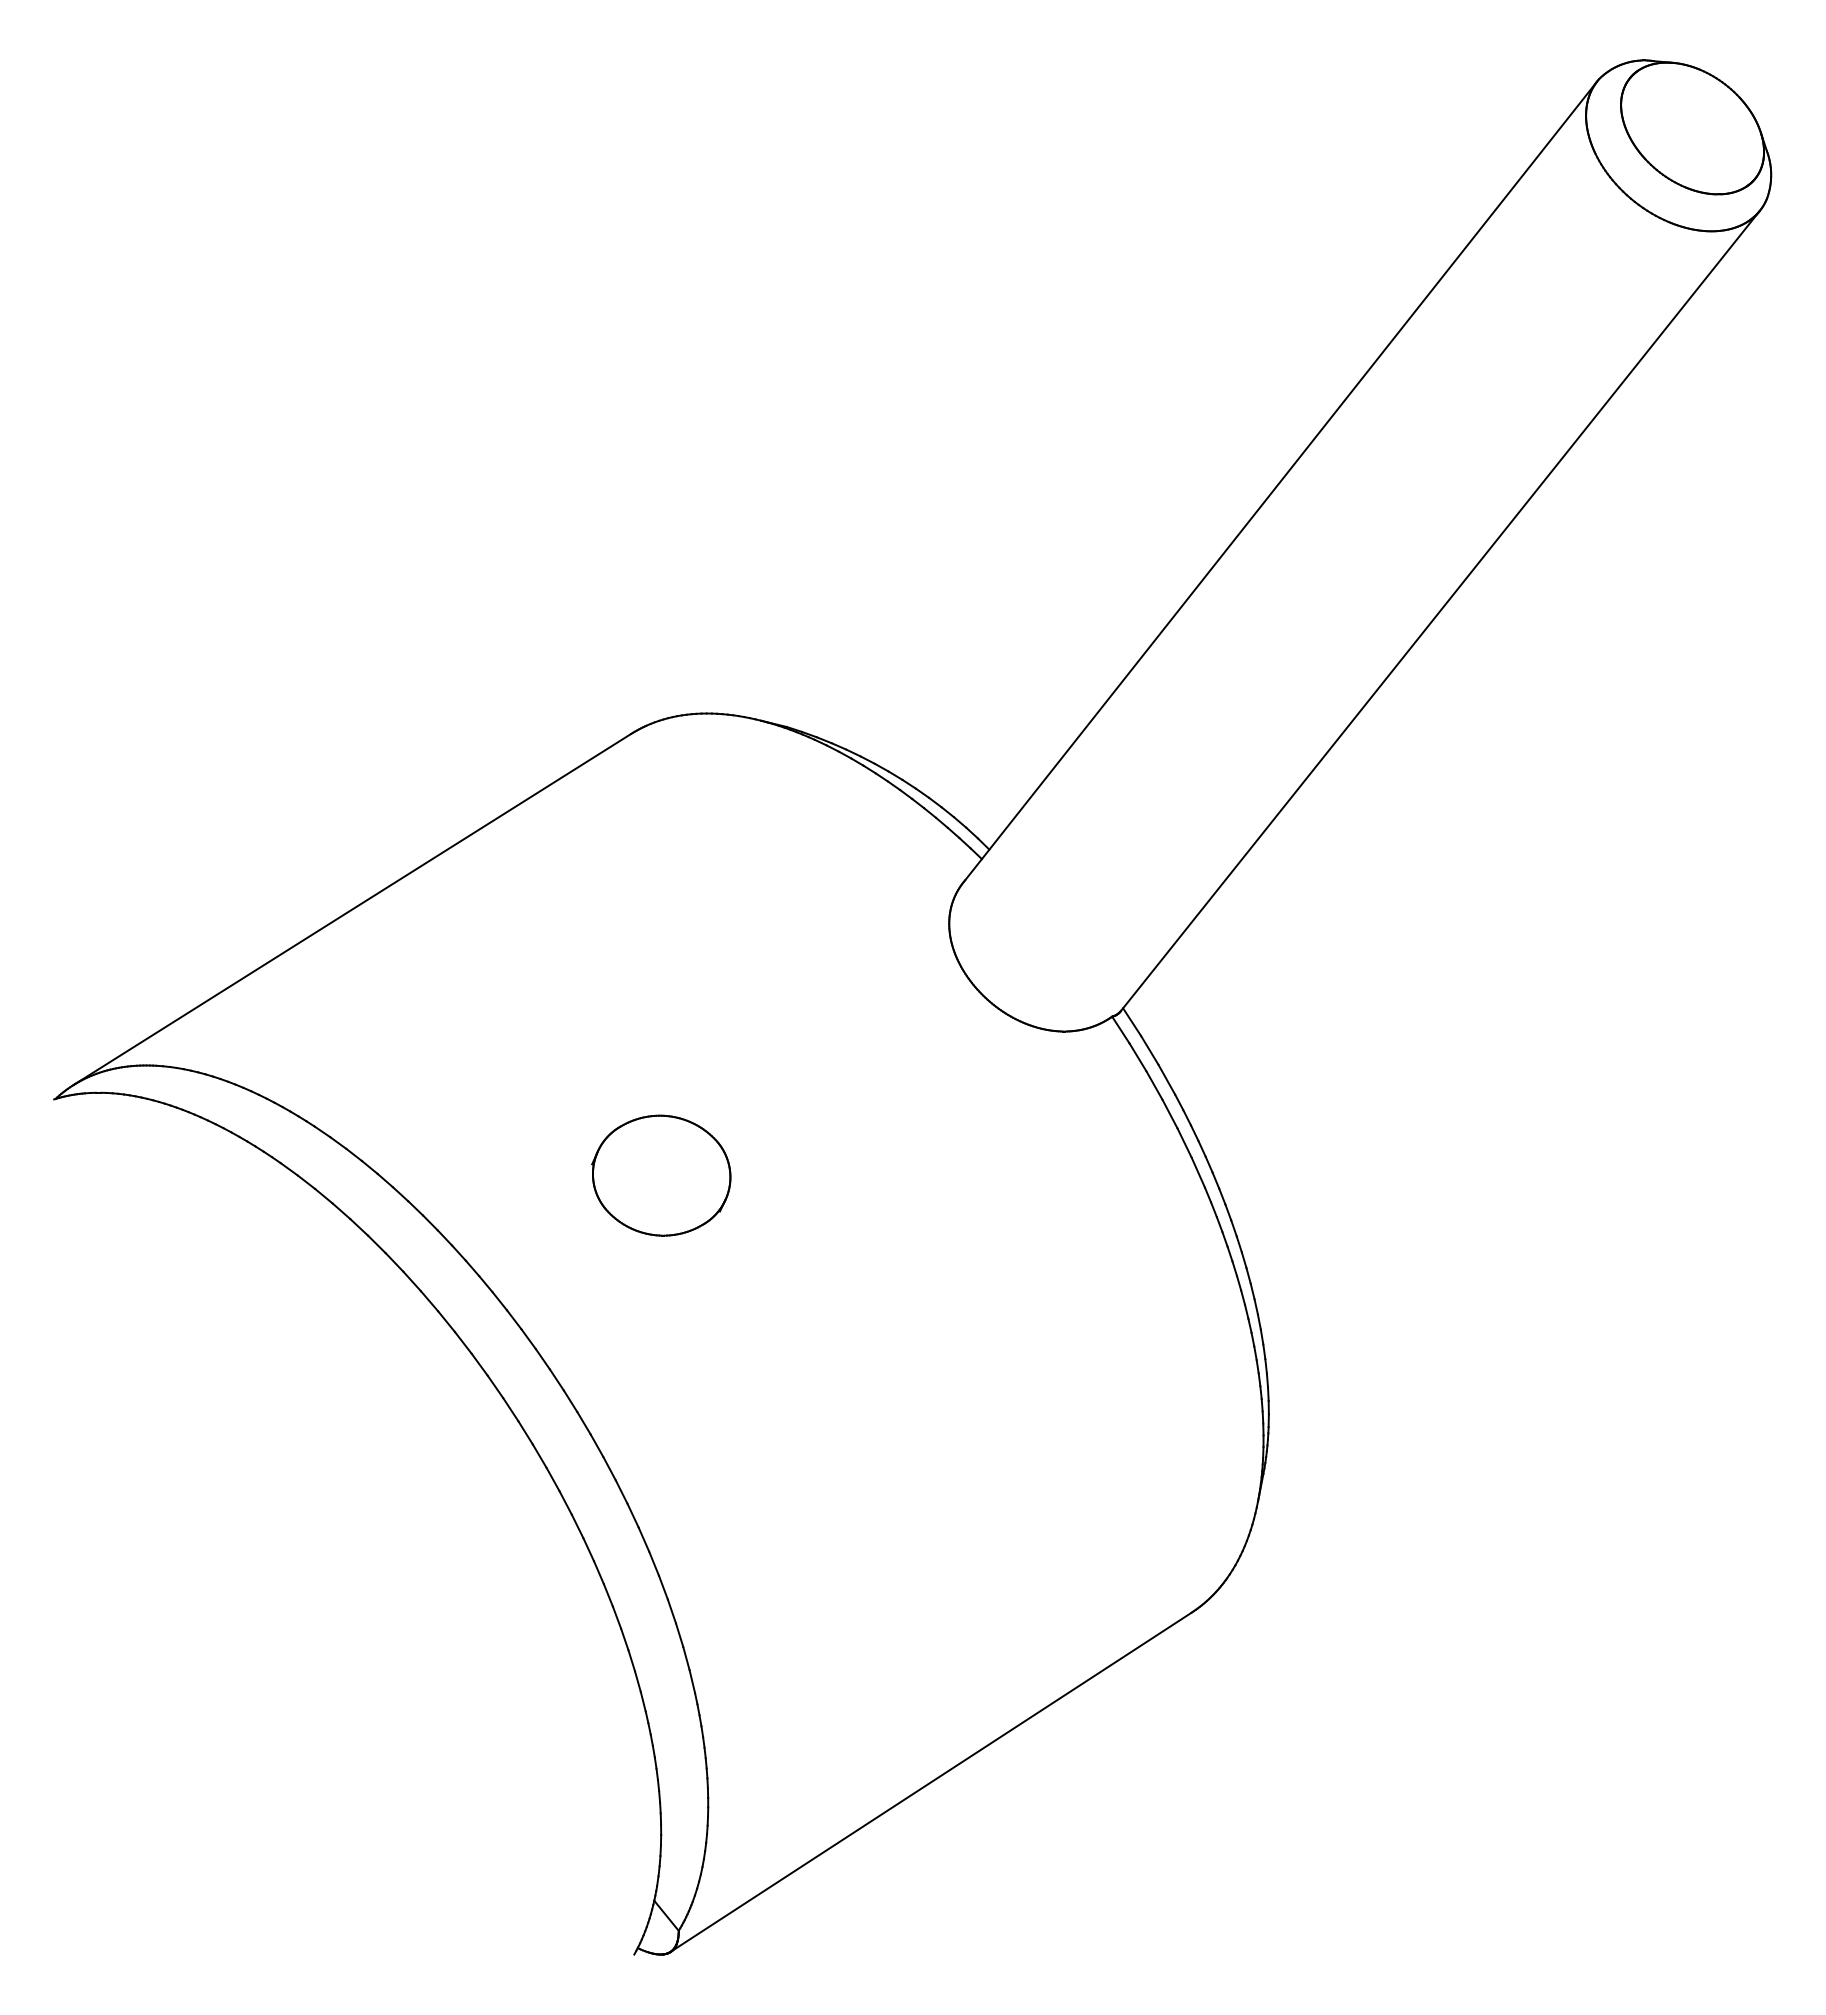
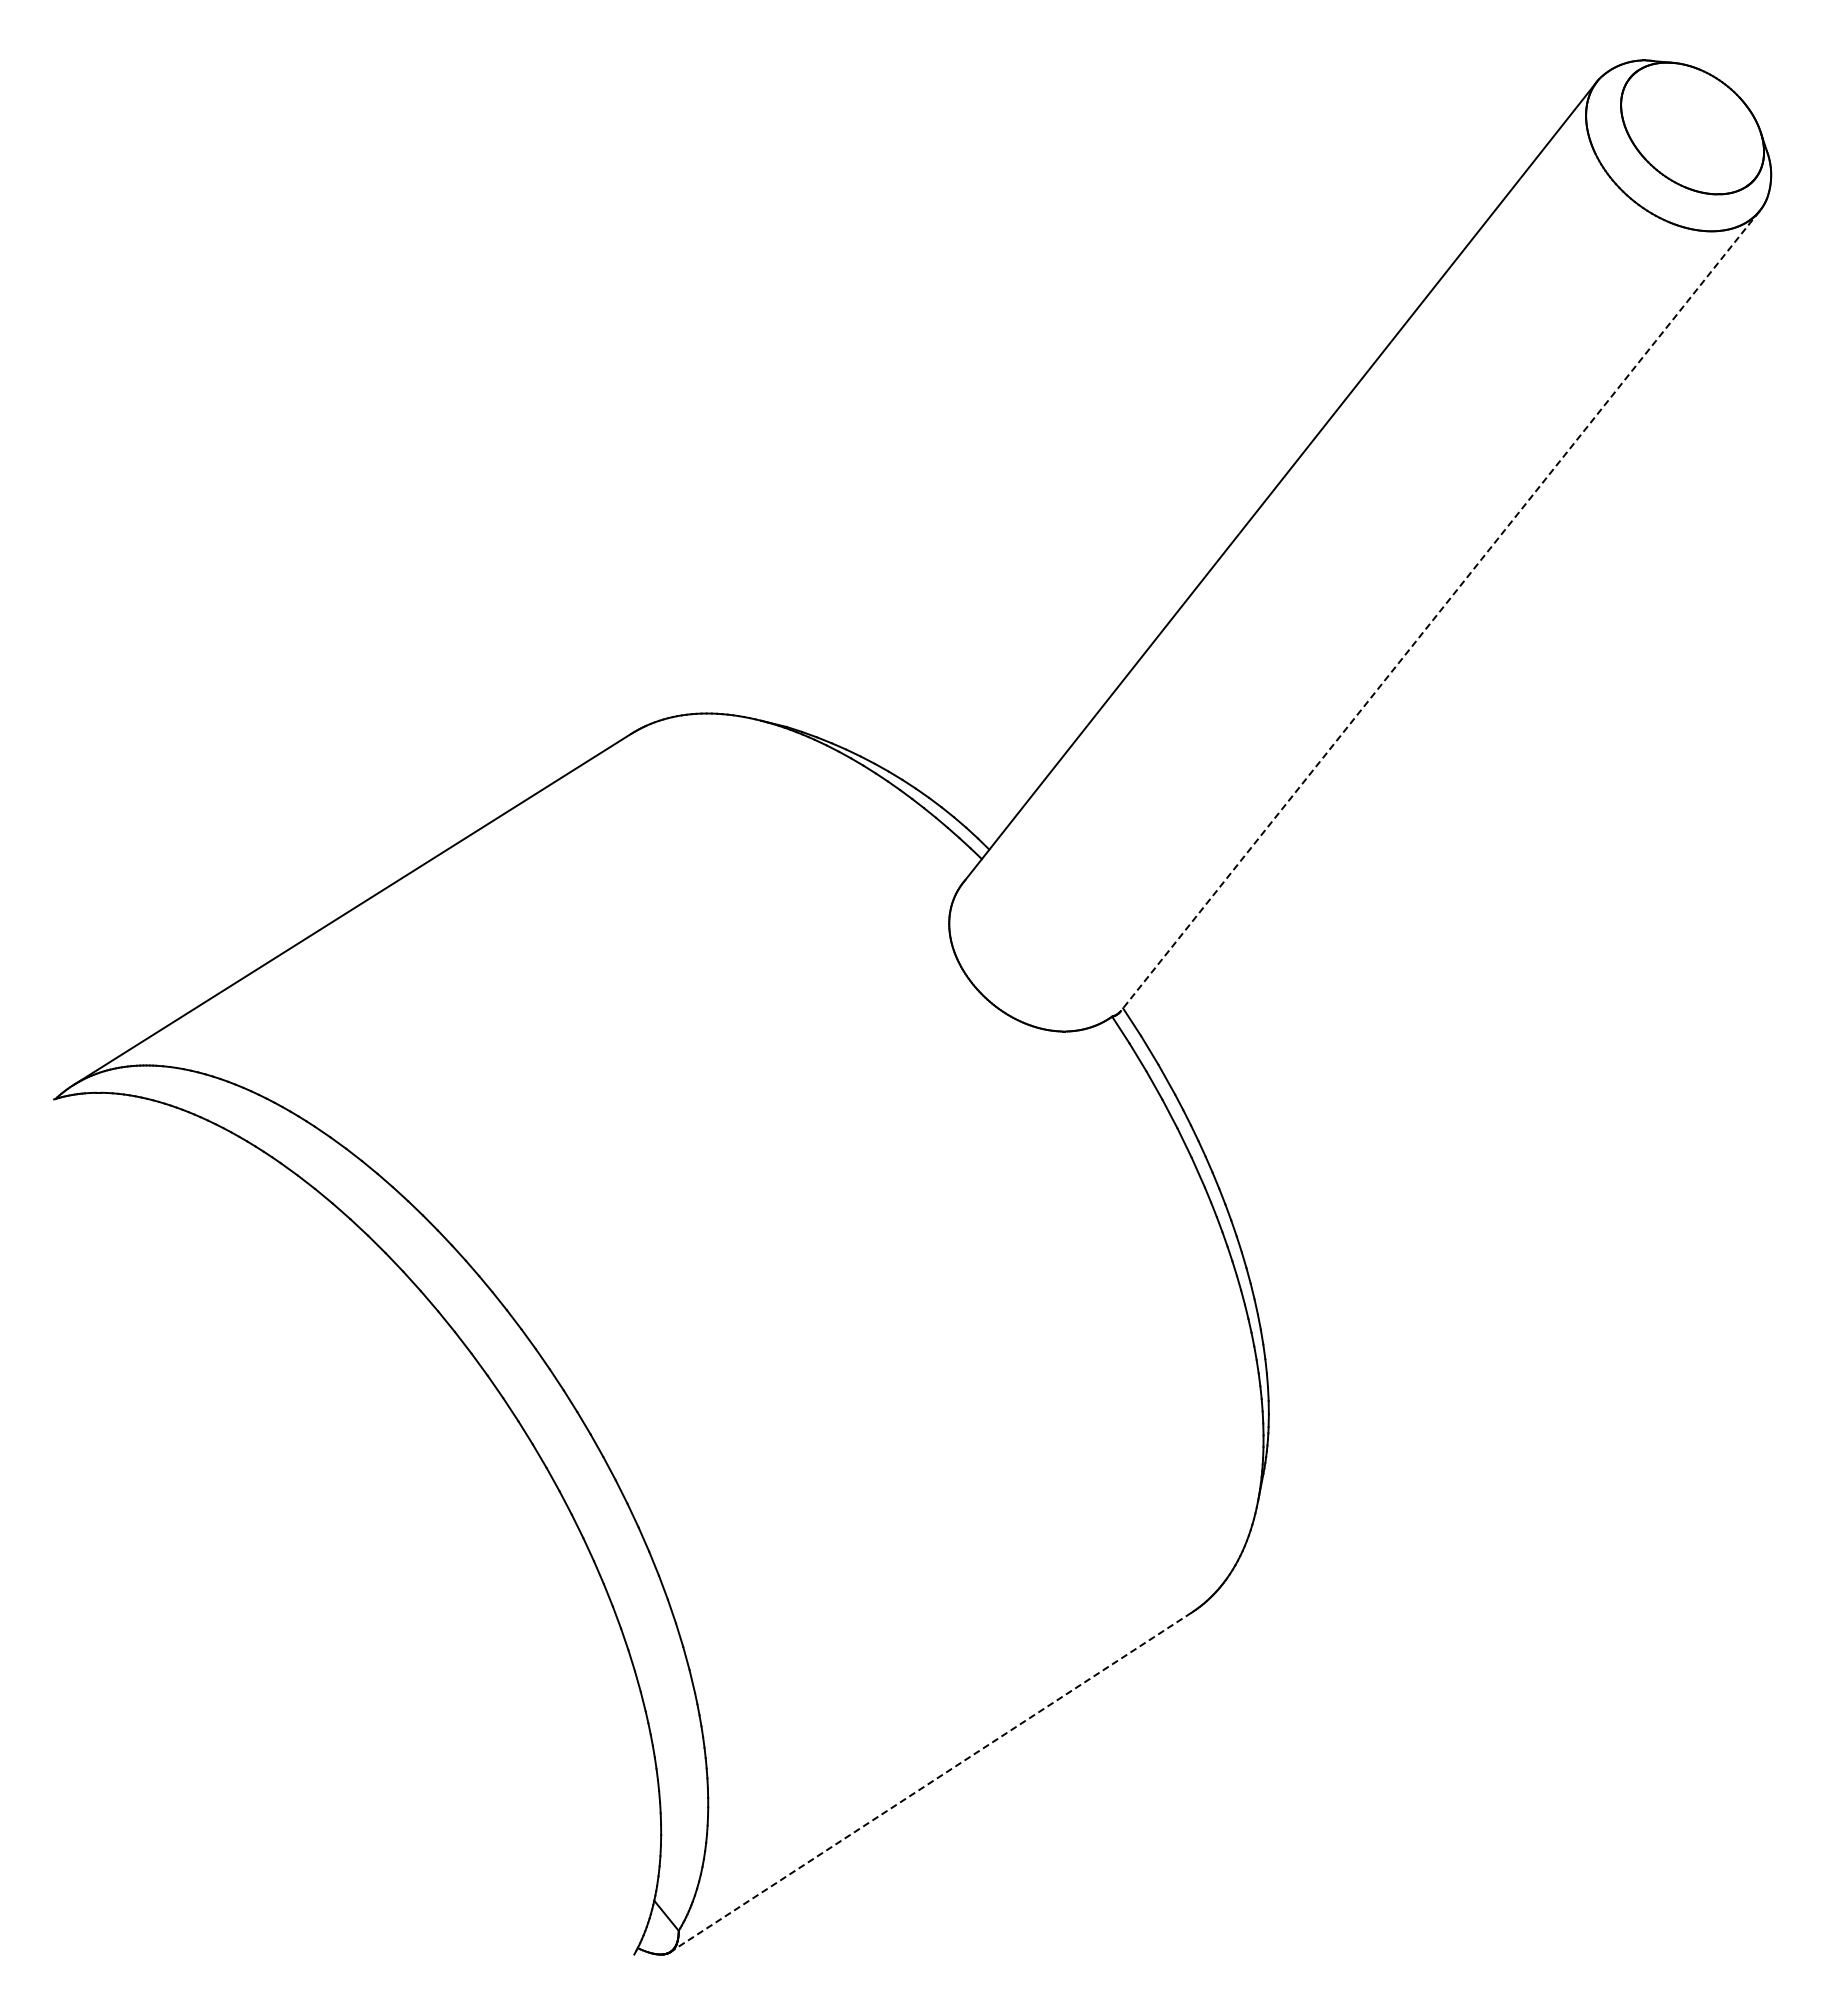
line: solid -> dashed (1440, 611)
part: present -> none (661, 1175)
line: solid -> dashed (931, 1782)
